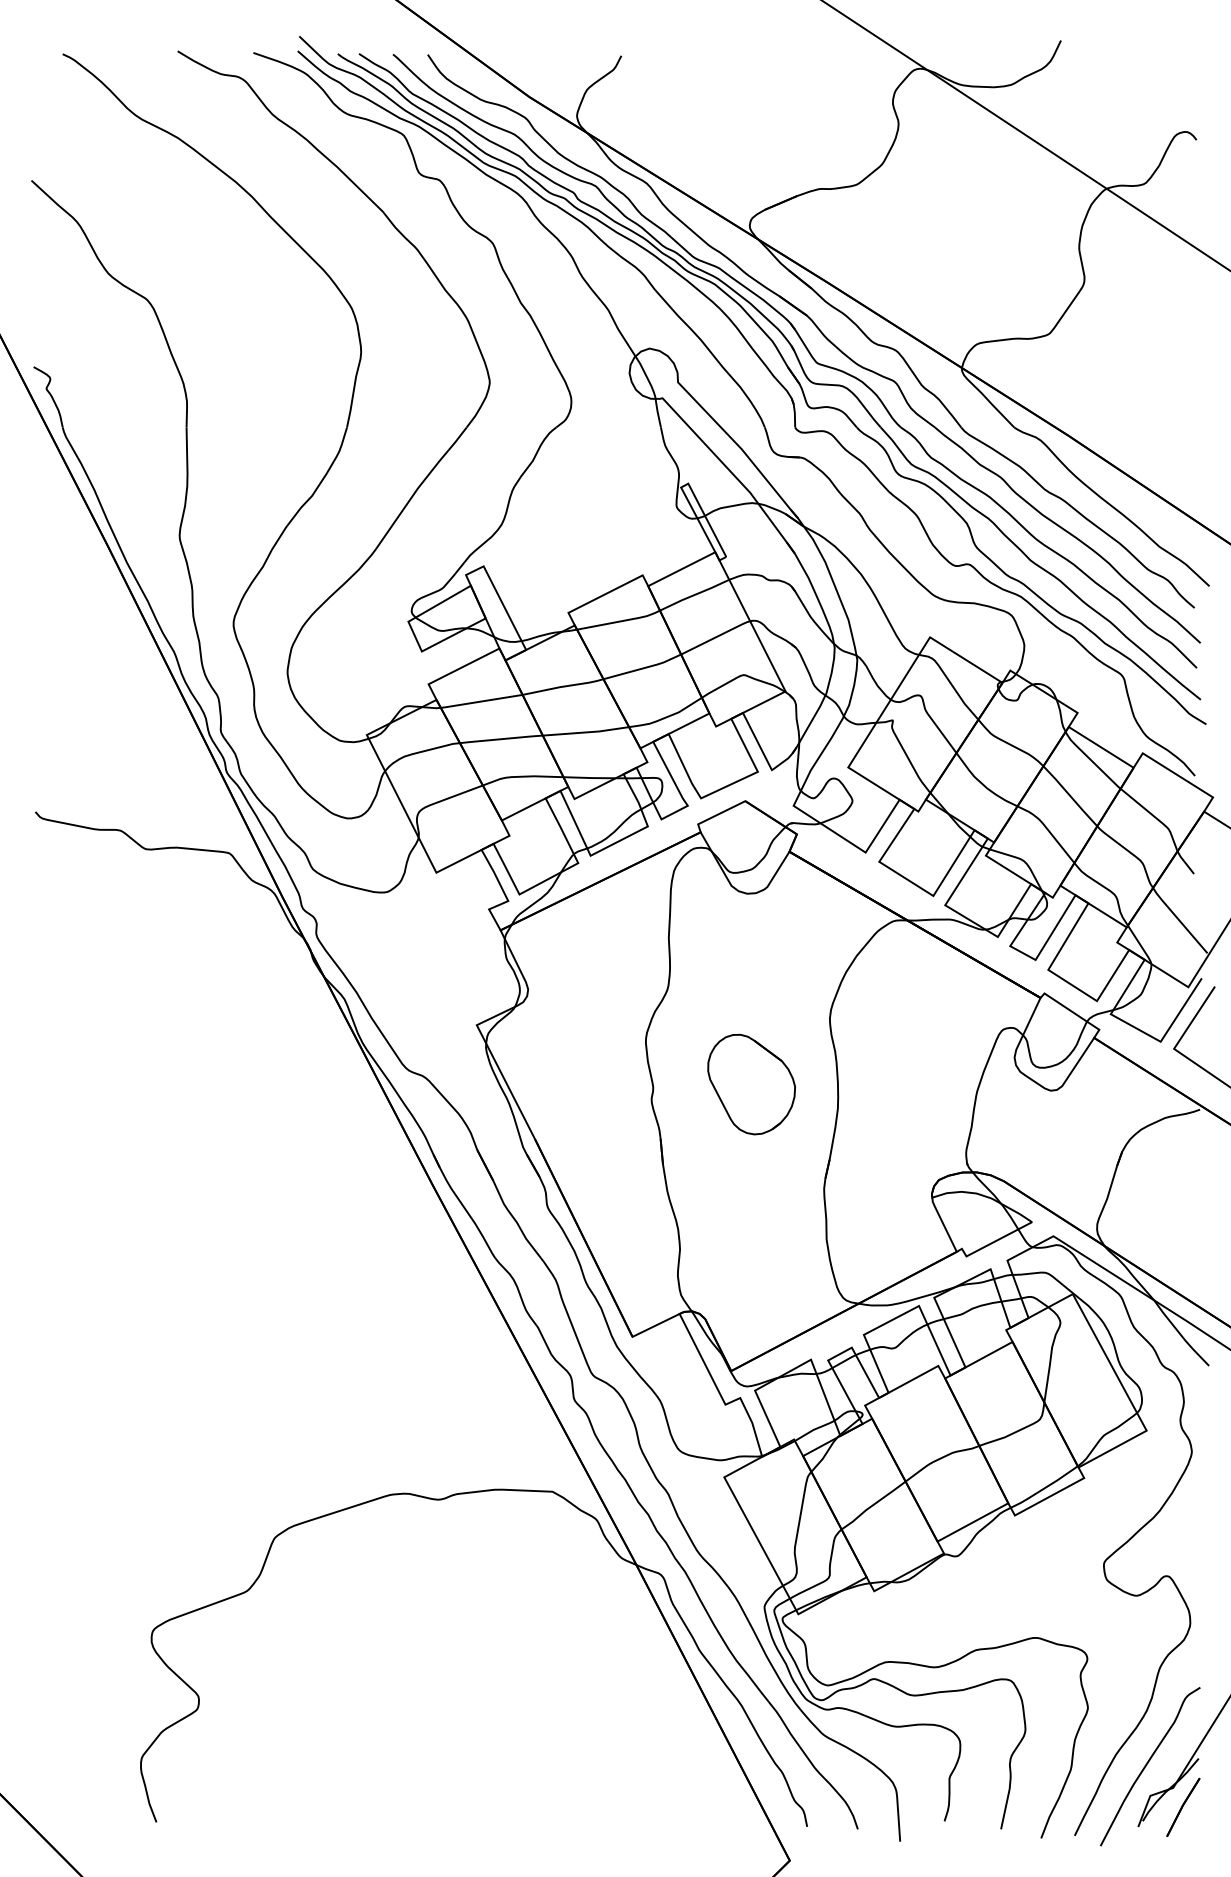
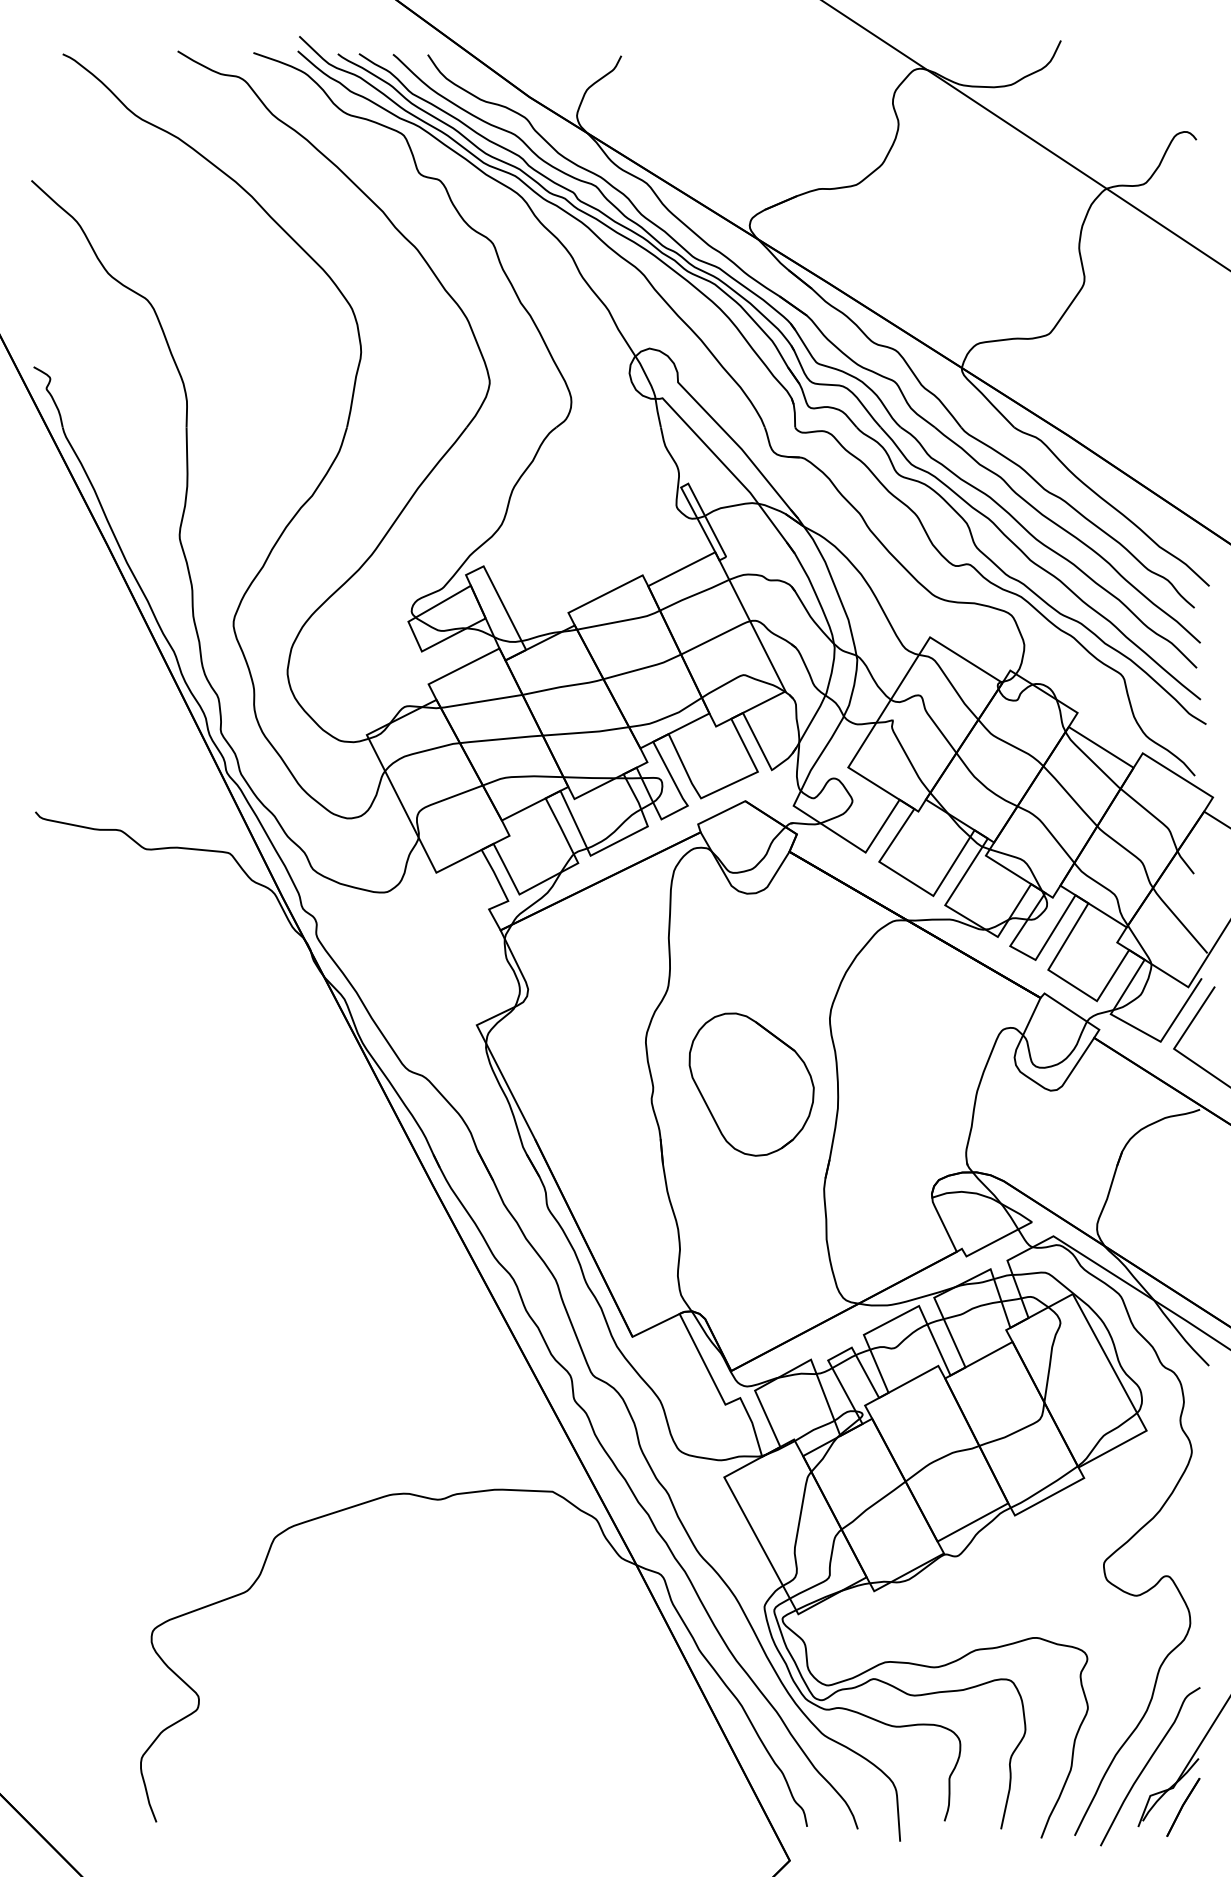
part size: 89x103 px -> 127x145 px (751, 1084)
